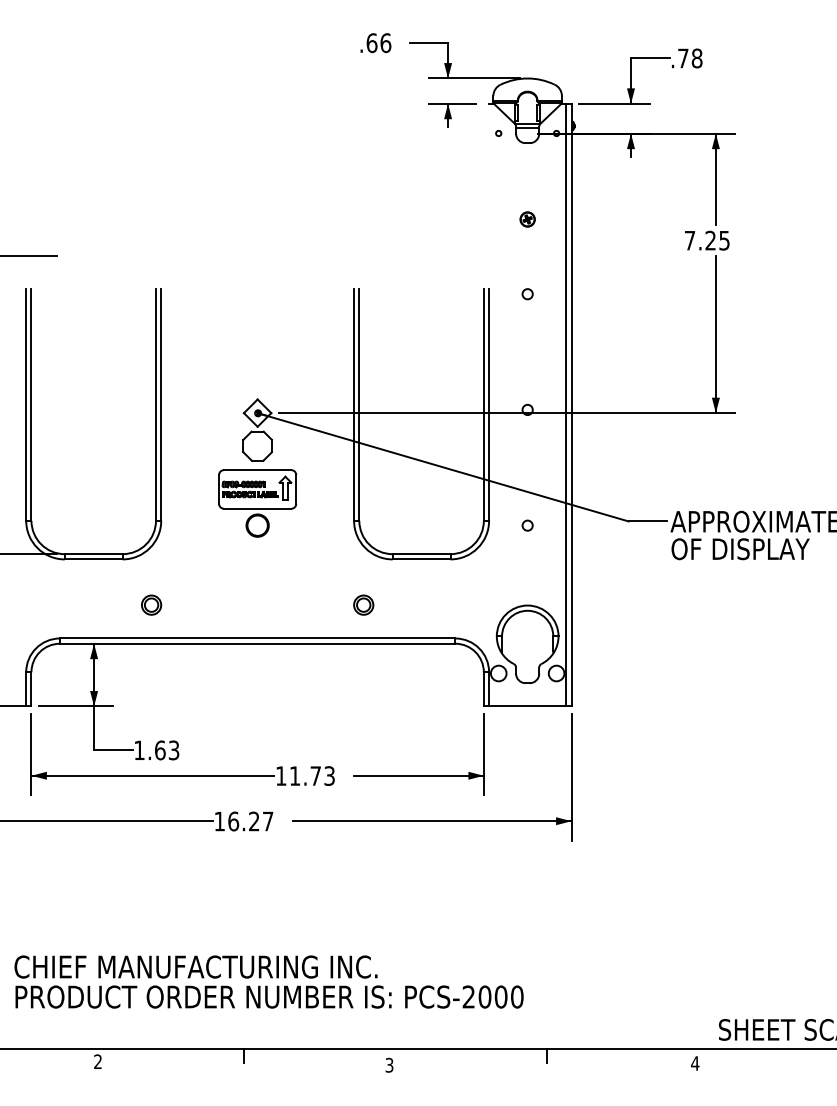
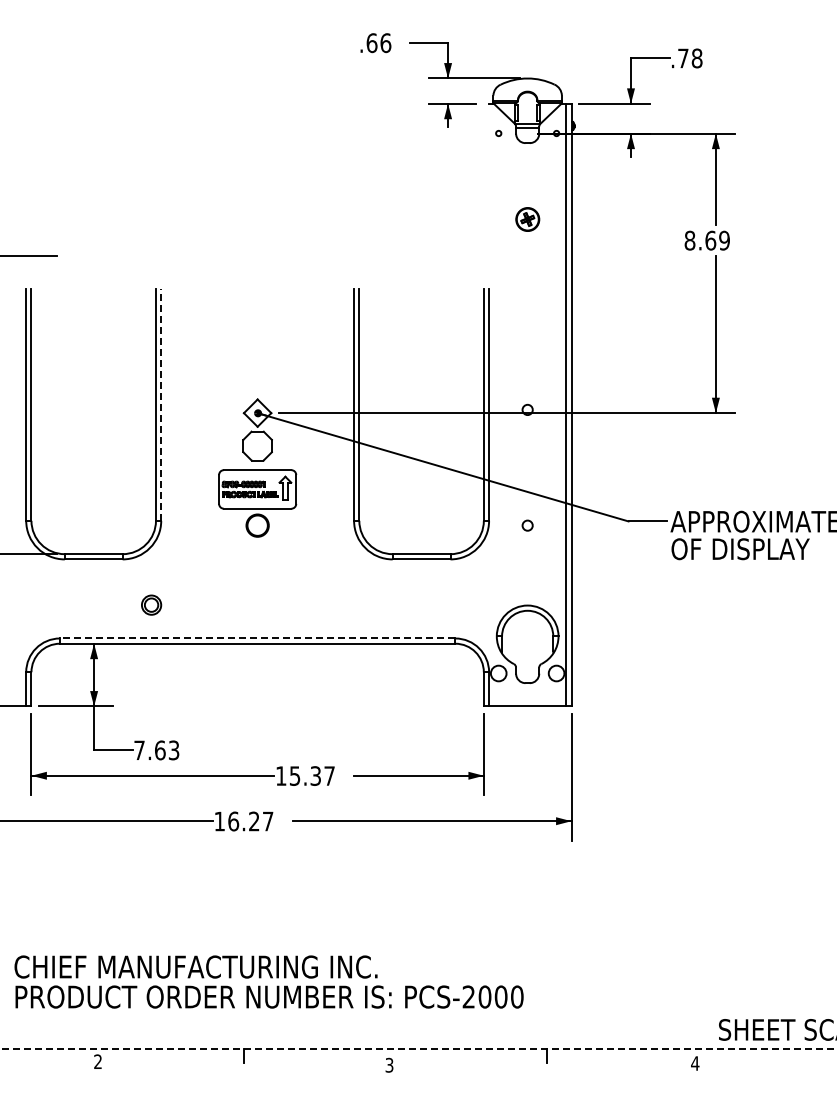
part size: 17x17 px -> 26x25 px (527, 219)
text: 7.25 -> 8.69 (706, 240)
circle: present -> none (527, 294)
line: solid -> dashed (161, 405)
part: present -> none (363, 604)
line: solid -> dashed (257, 638)
text: 1.63 -> 7.63 (139, 749)
text: 11.73 -> 15.37 (312, 775)
line: solid -> dashed (417, 1049)
